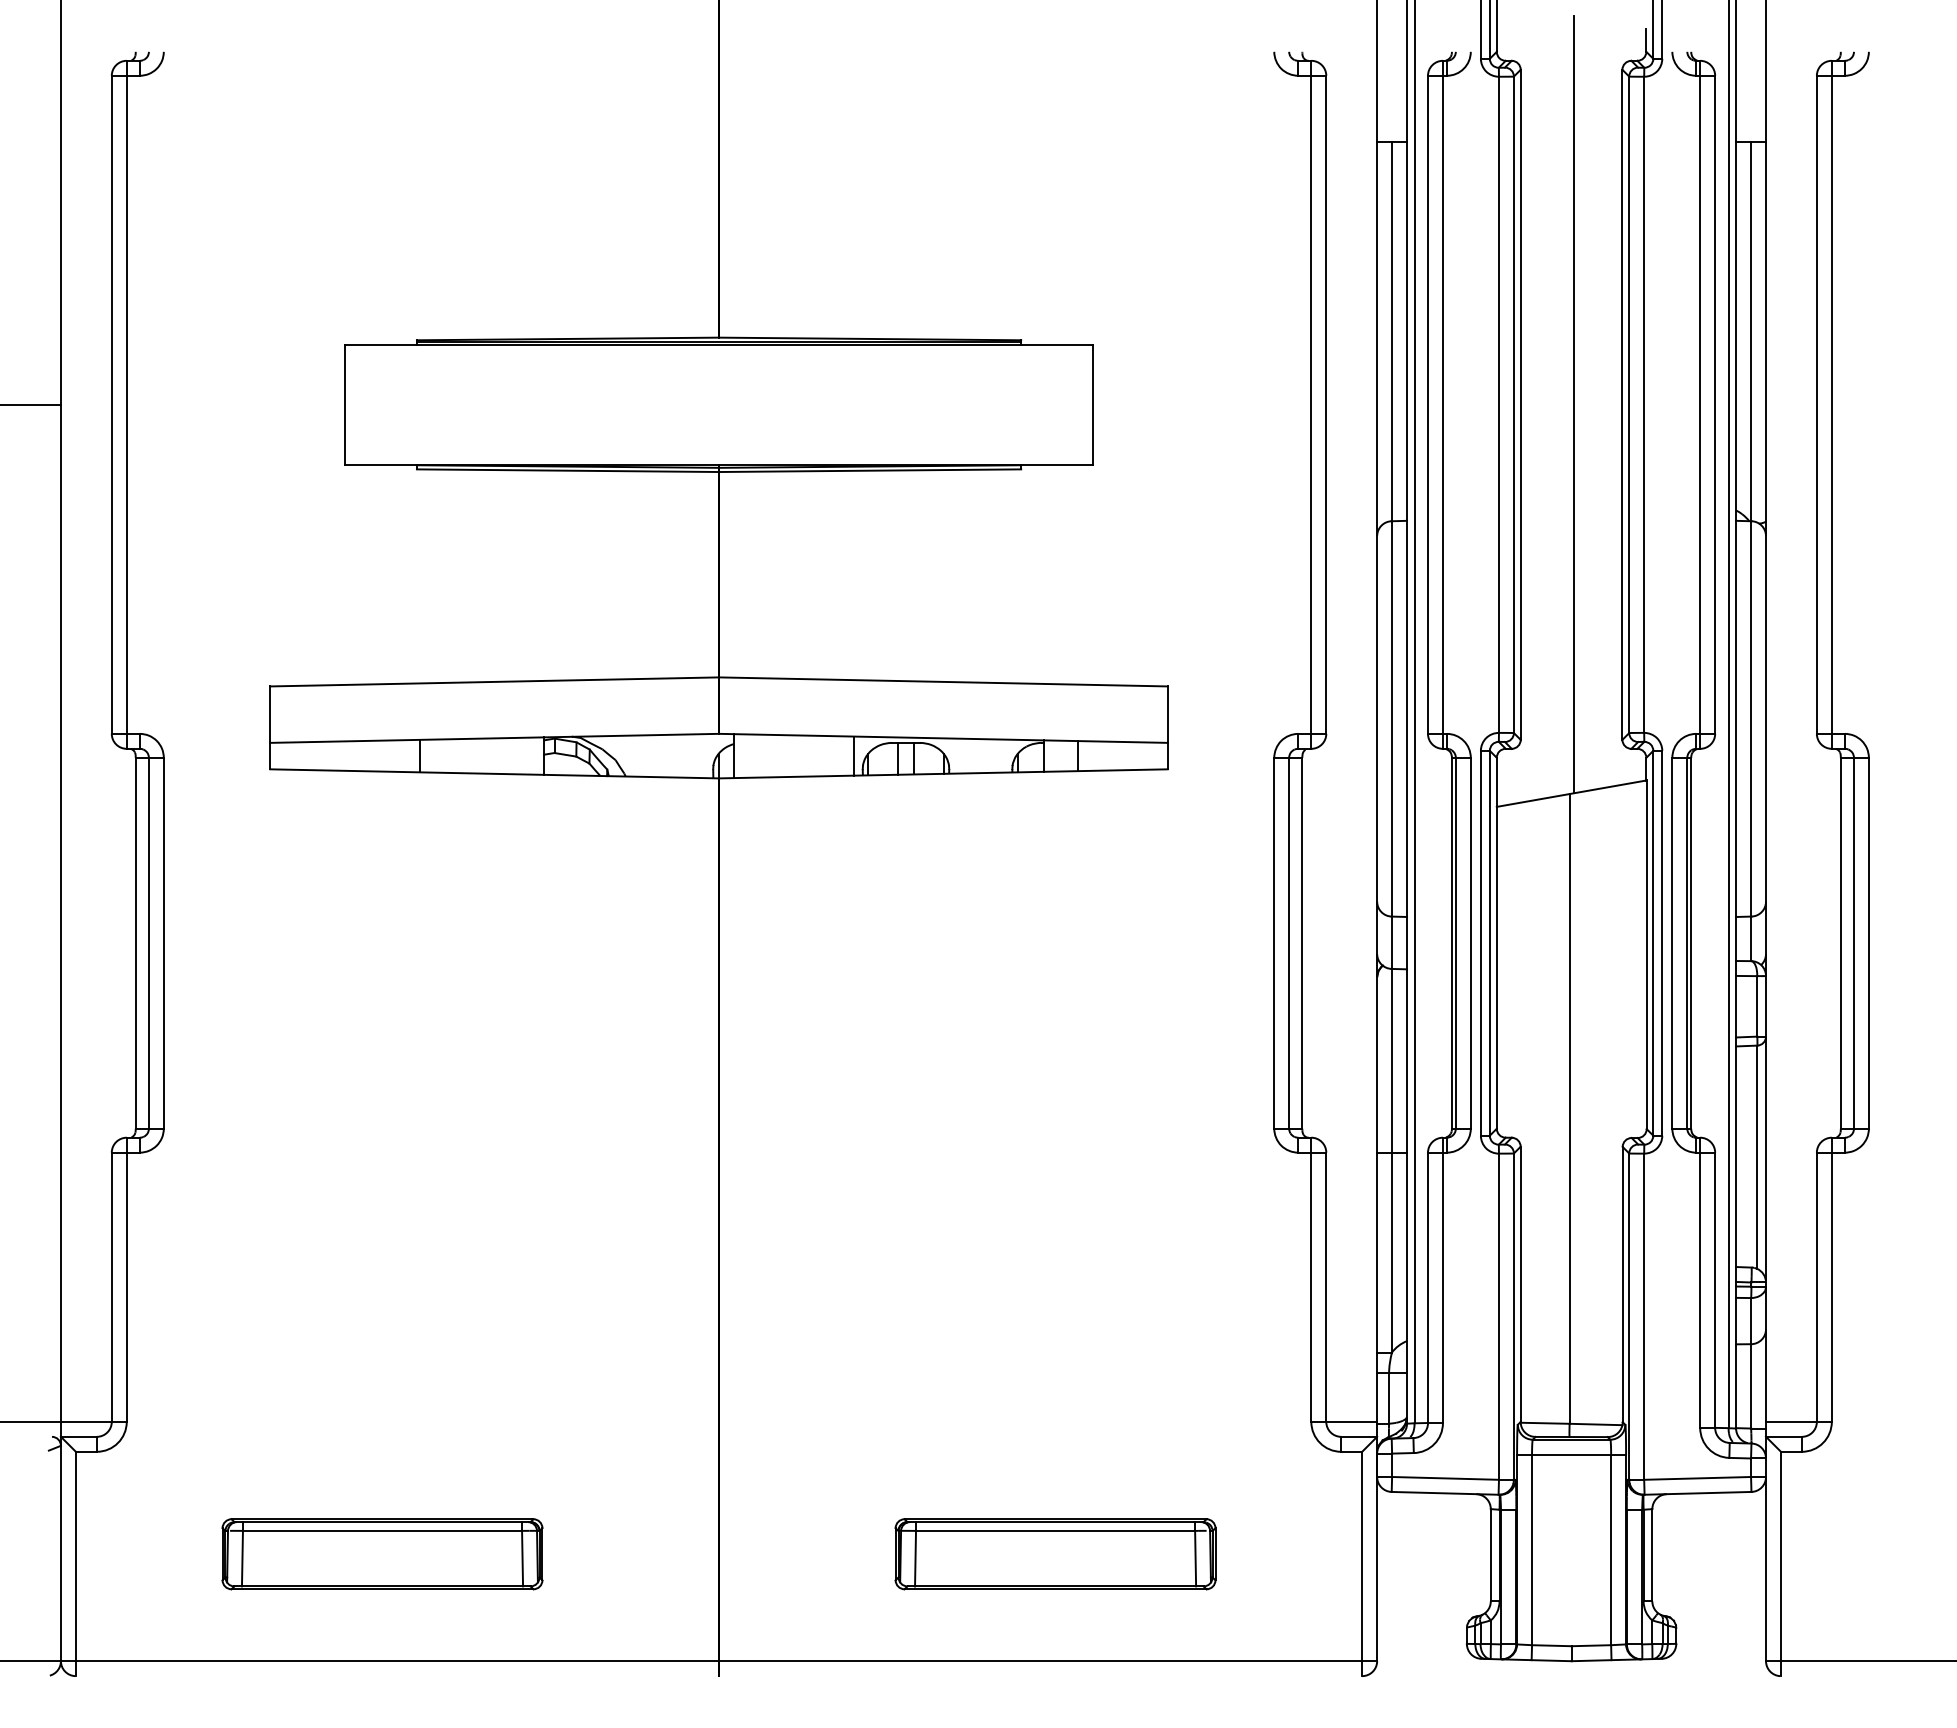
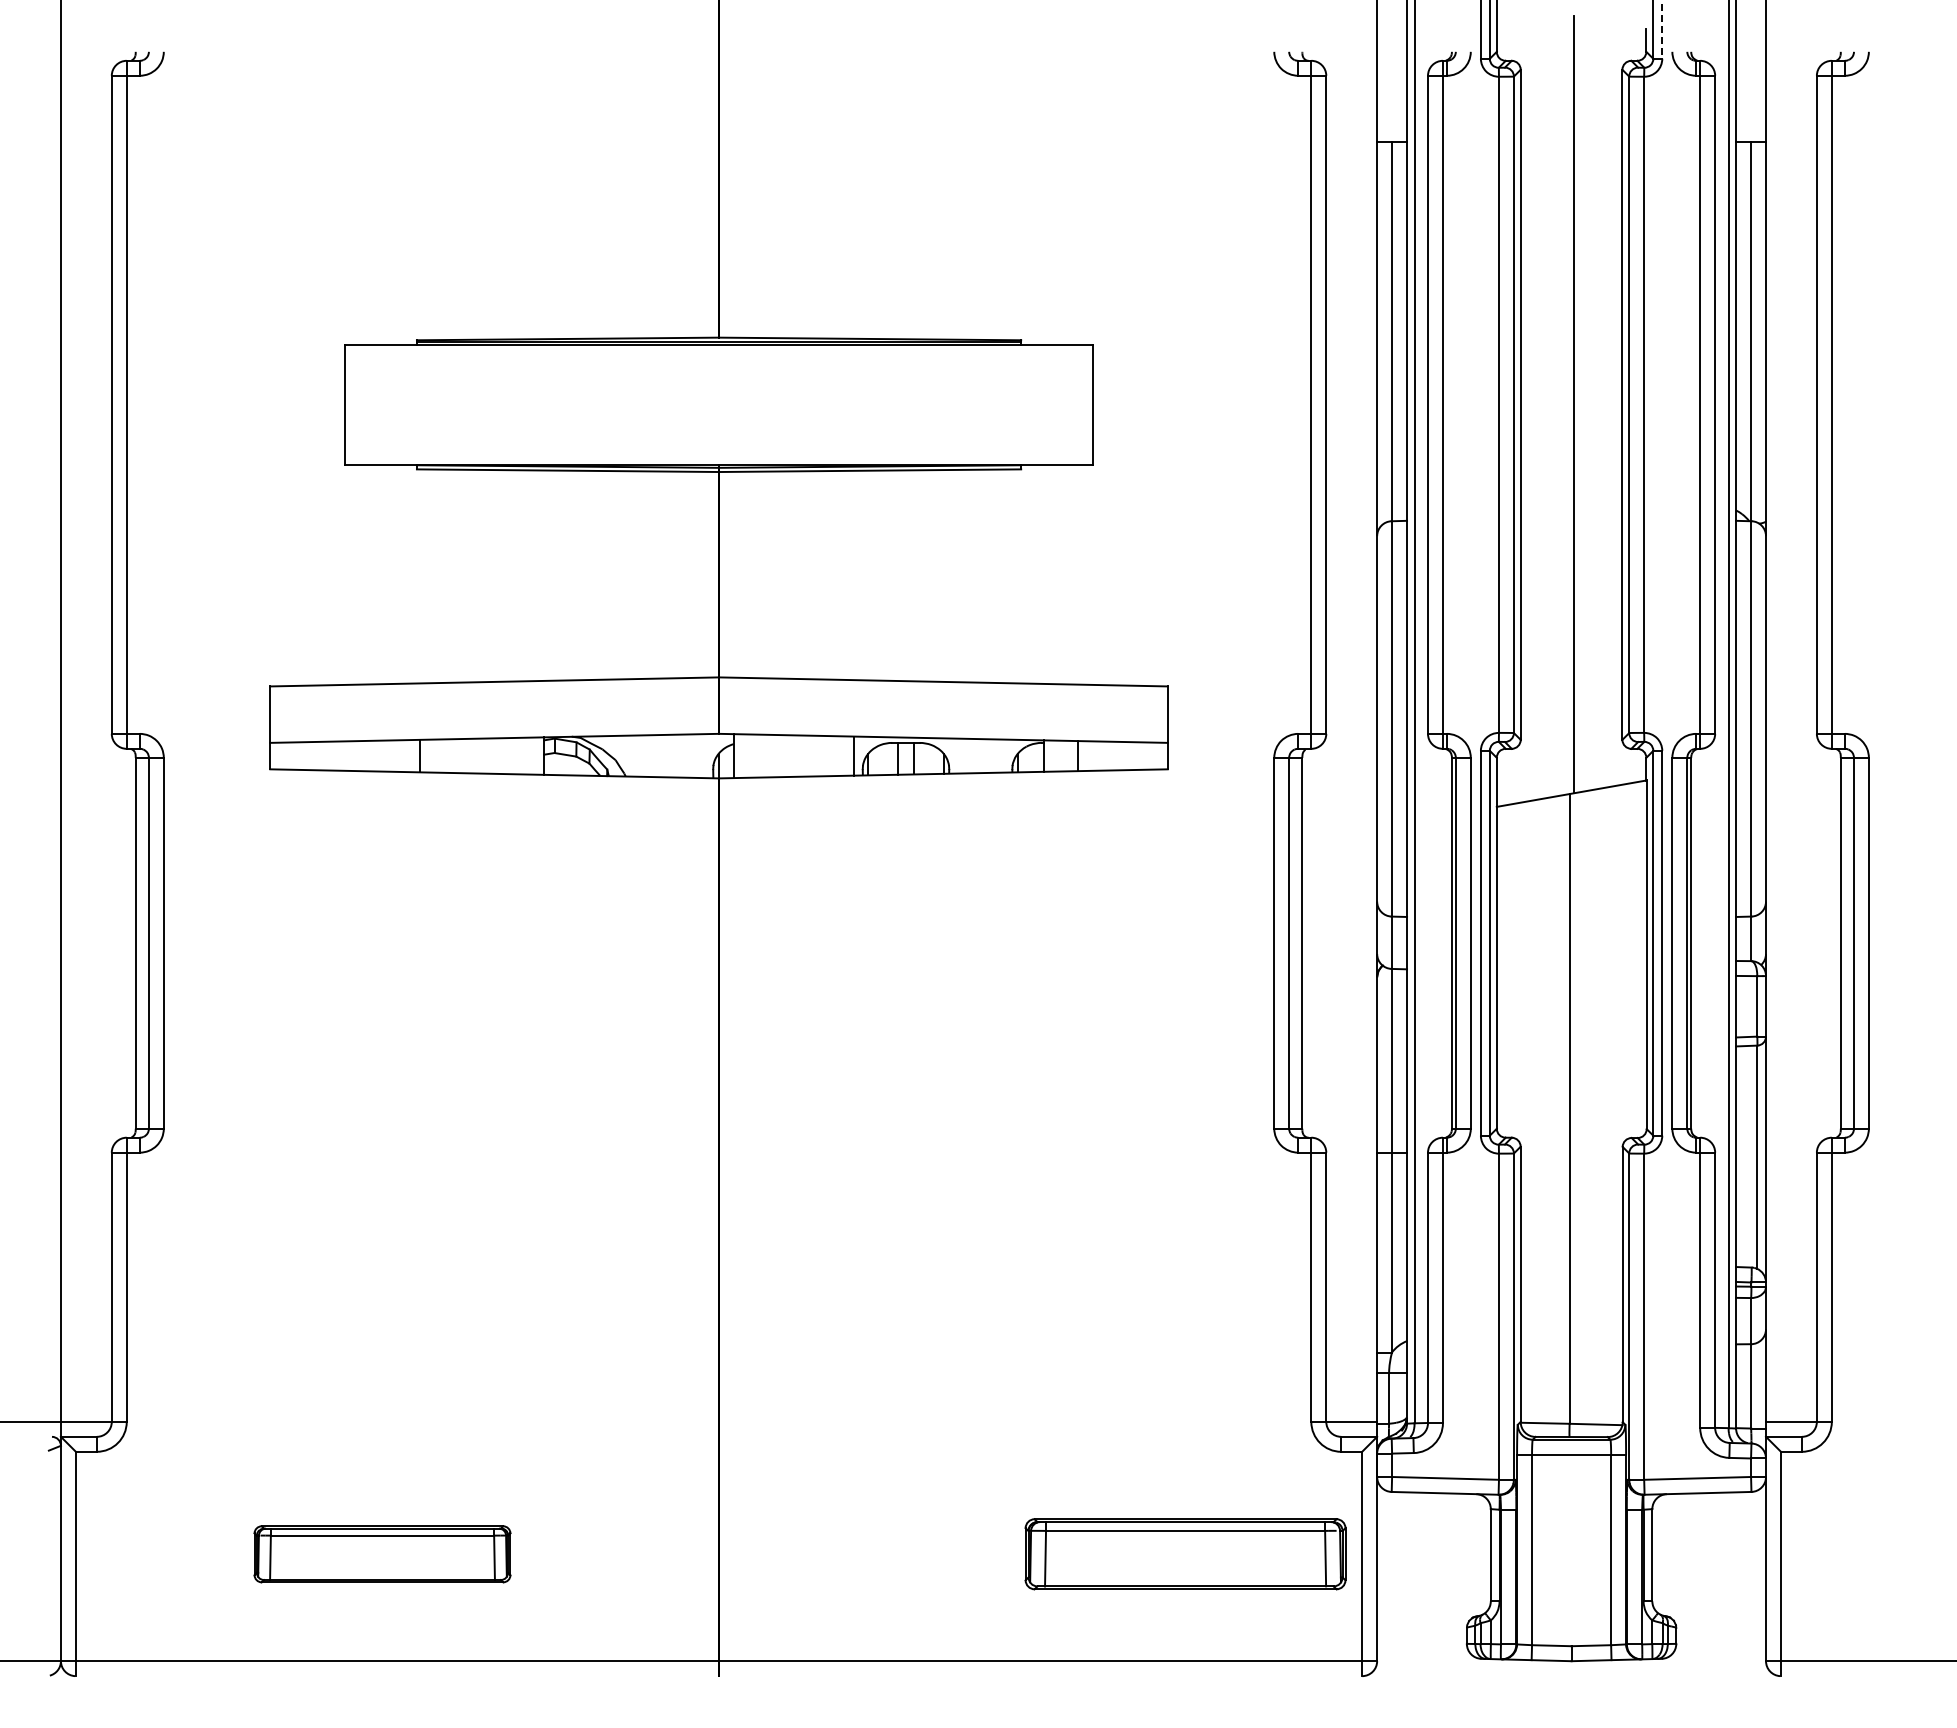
line: solid -> dashed (1662, 29)
line: present -> none (31, 404)
part size: 323x73 px -> 259x59 px (382, 1554)
part position: (1055, 1554) -> (1185, 1554) (1185, 1554)
